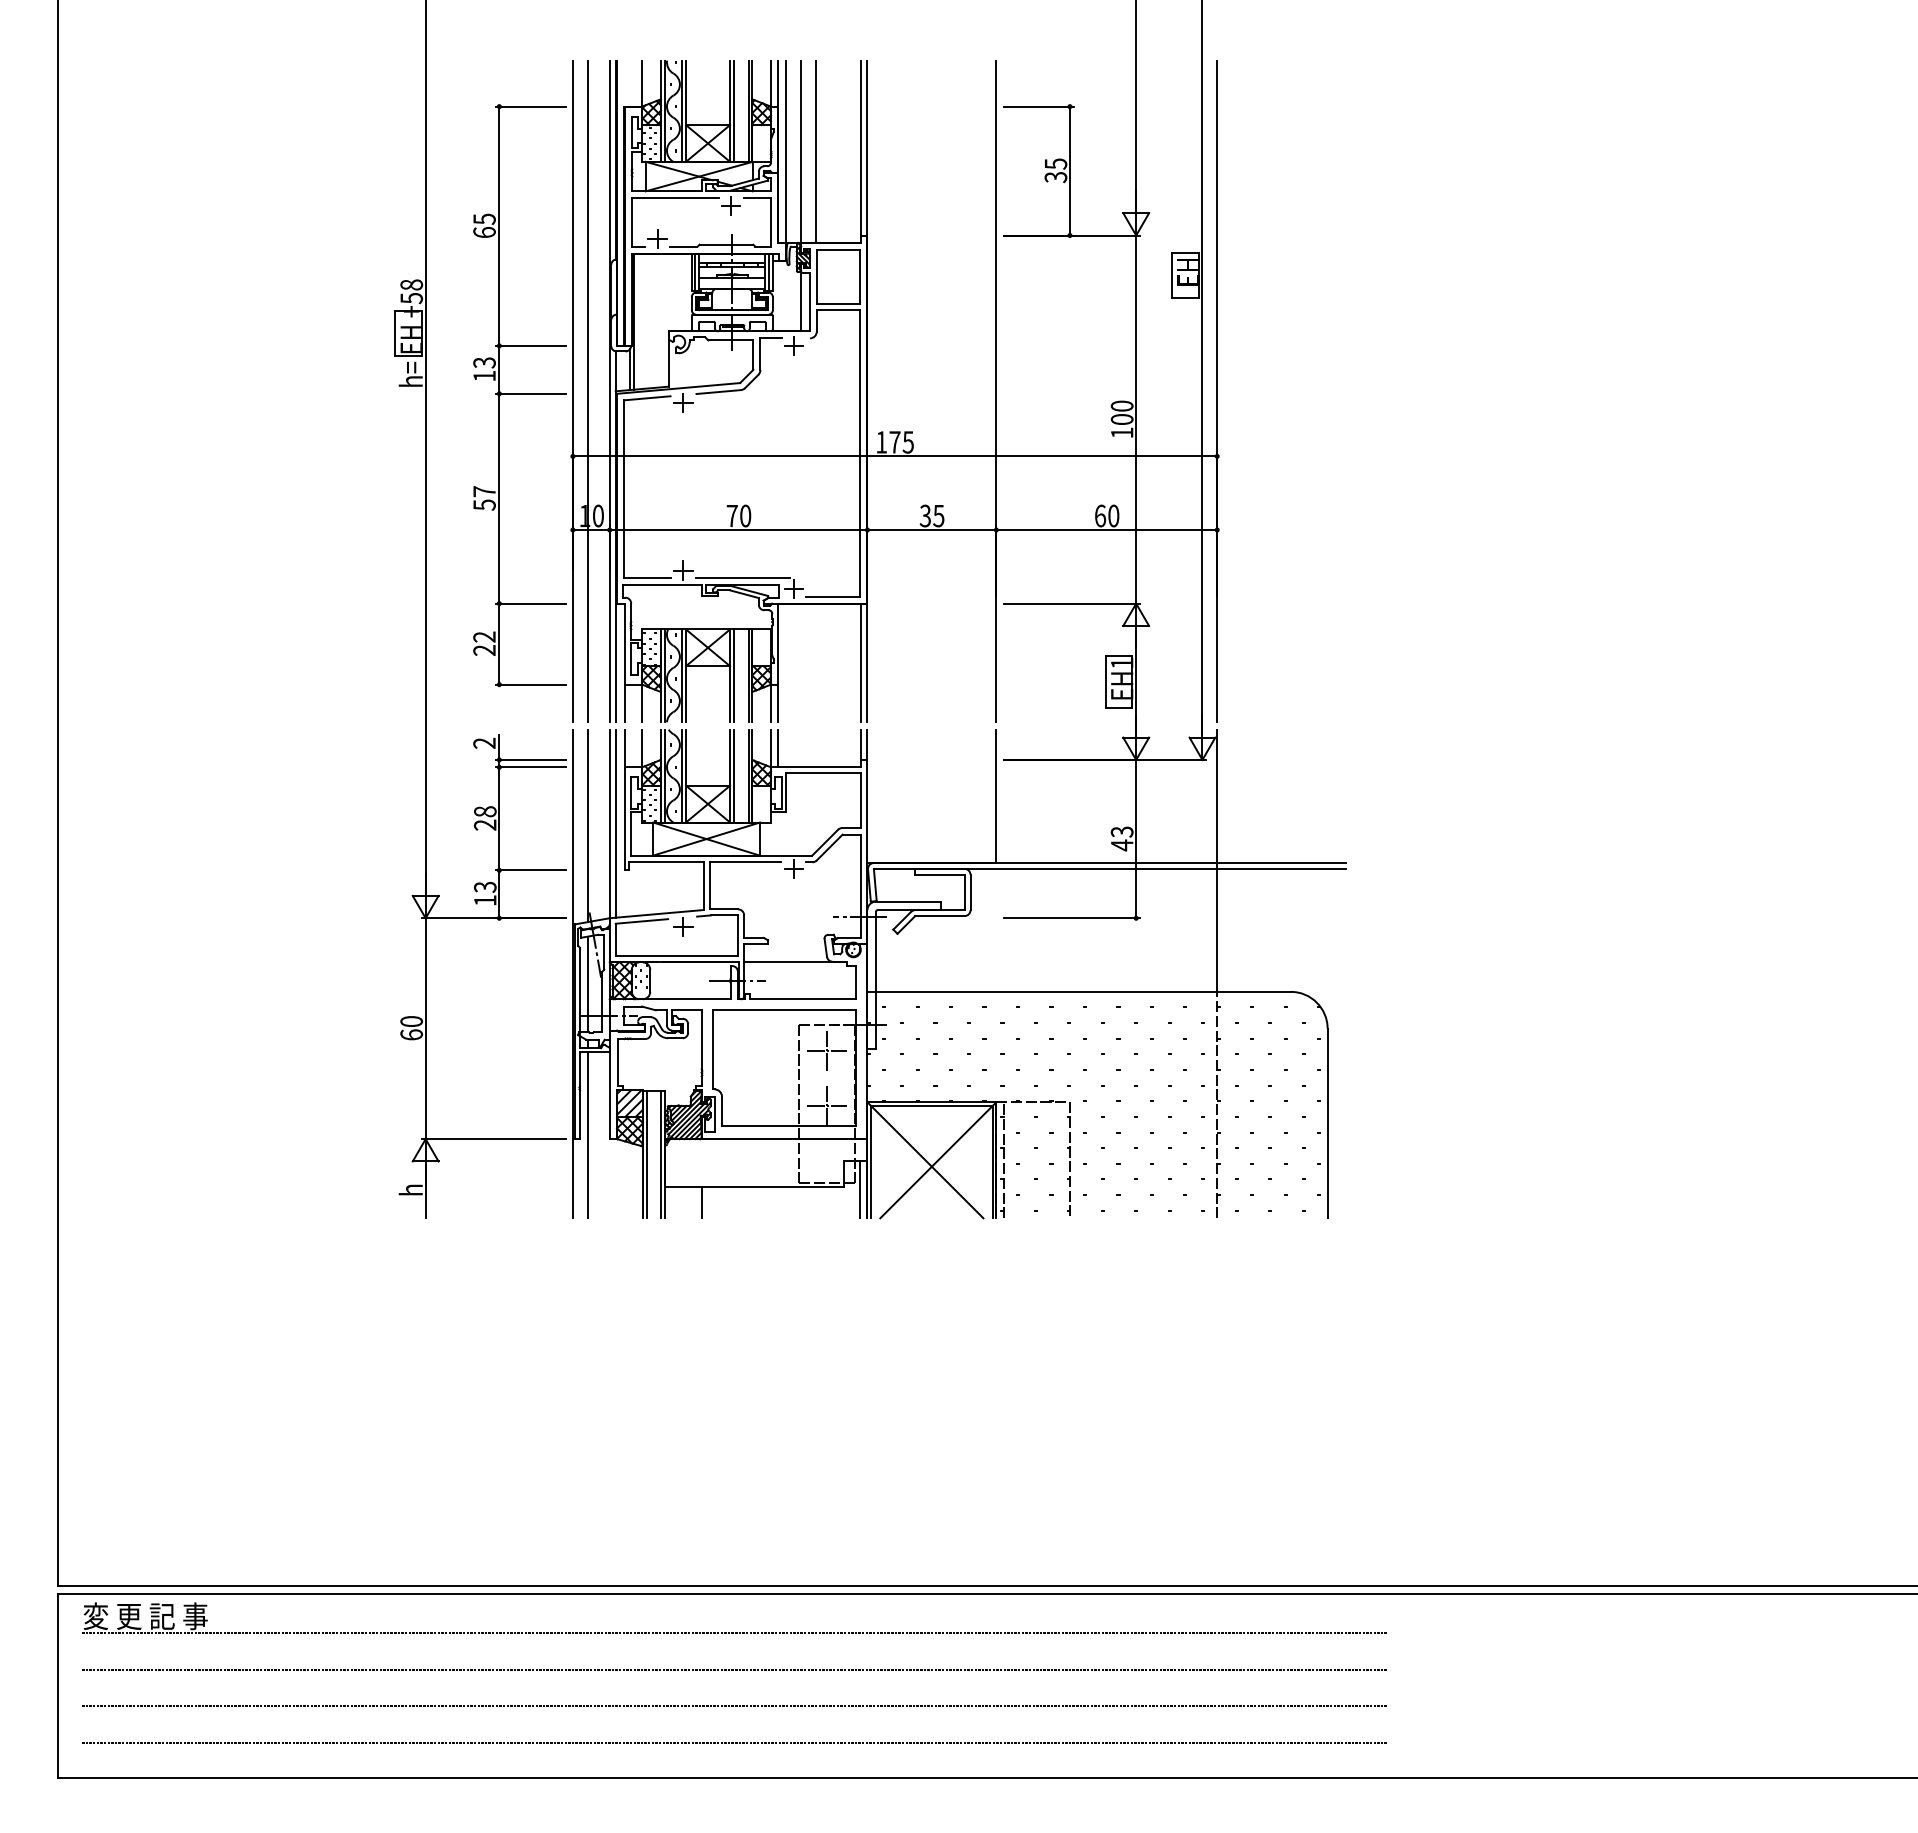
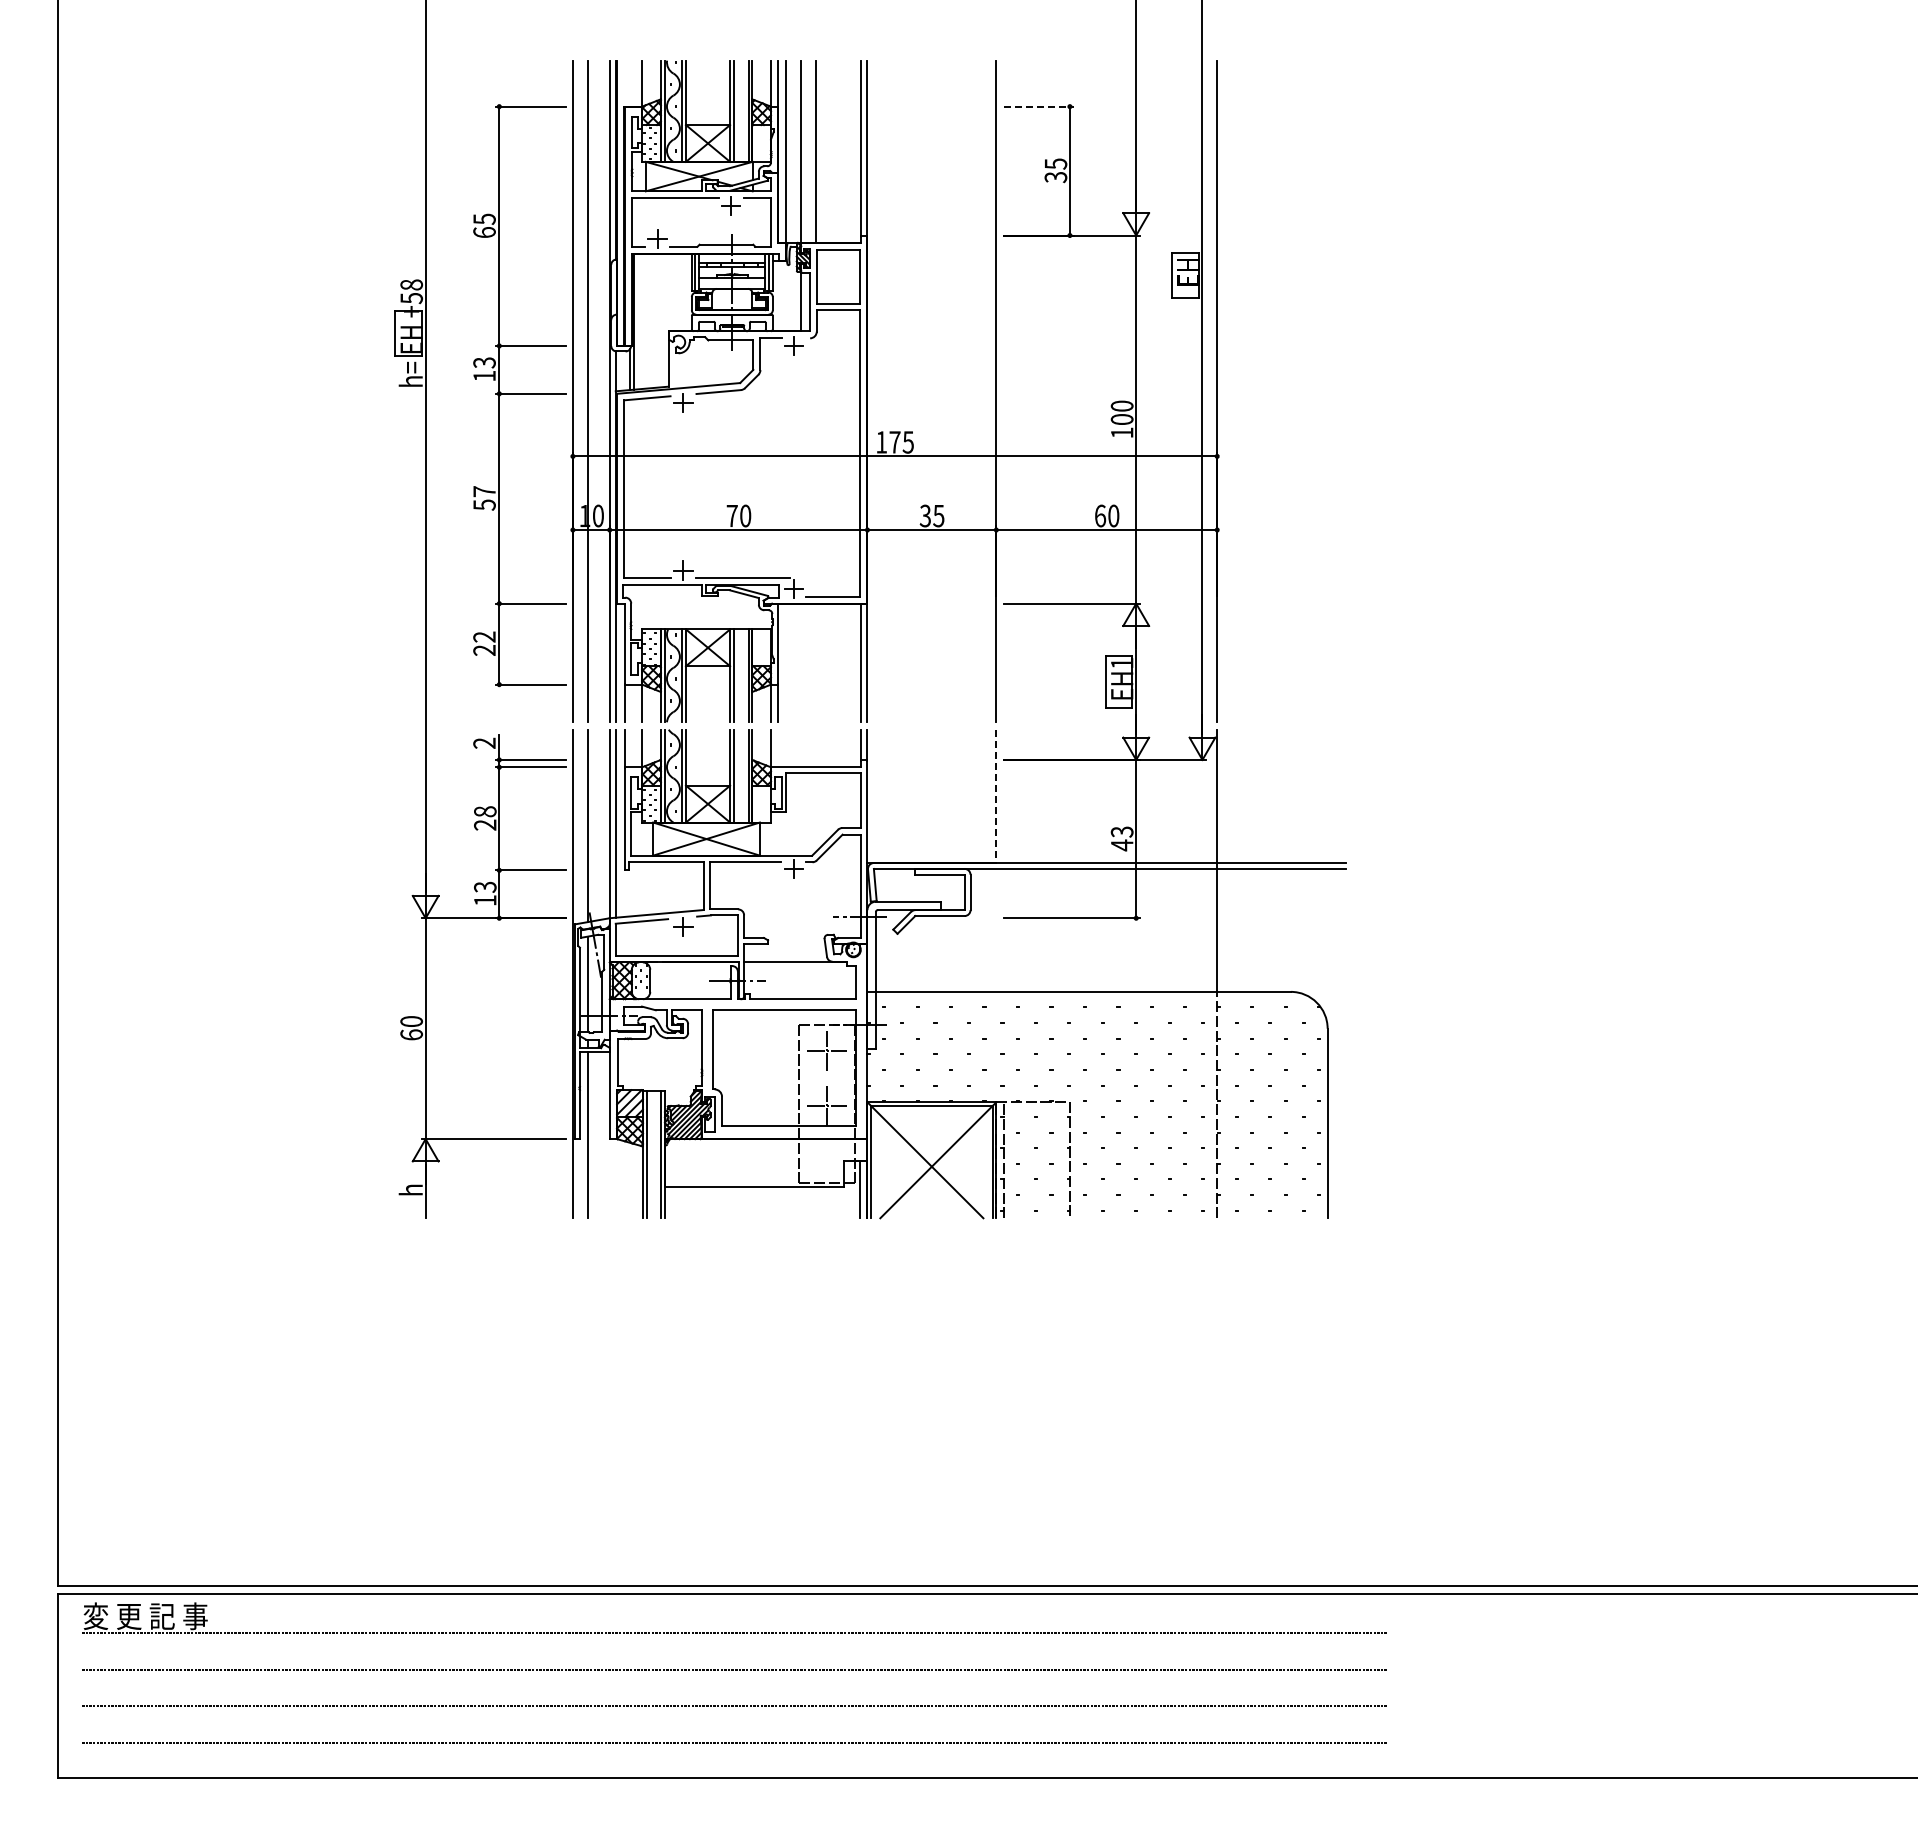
line: solid -> dashed (1038, 106)
line: present -> none (778, 748)
line: solid -> dashed (996, 796)
line: present -> none (701, 1202)
